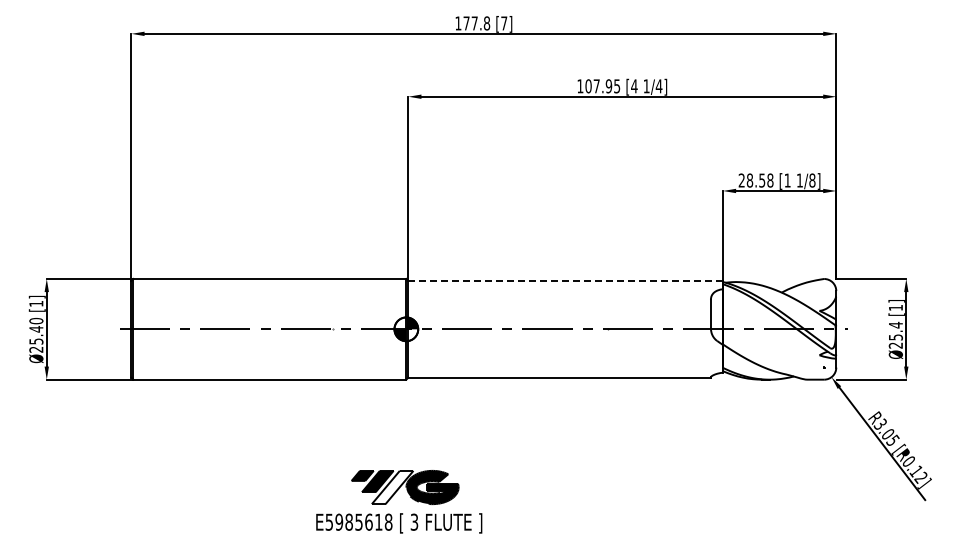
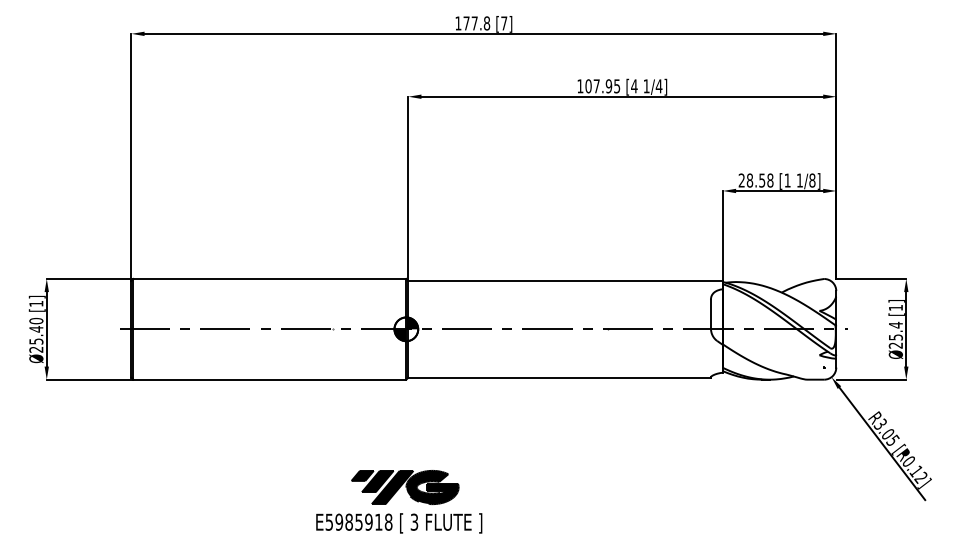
line: dashed -> solid (565, 281)
fill: none -> present (392, 487)
text: E5985618 -> E5985918 (368, 521)
